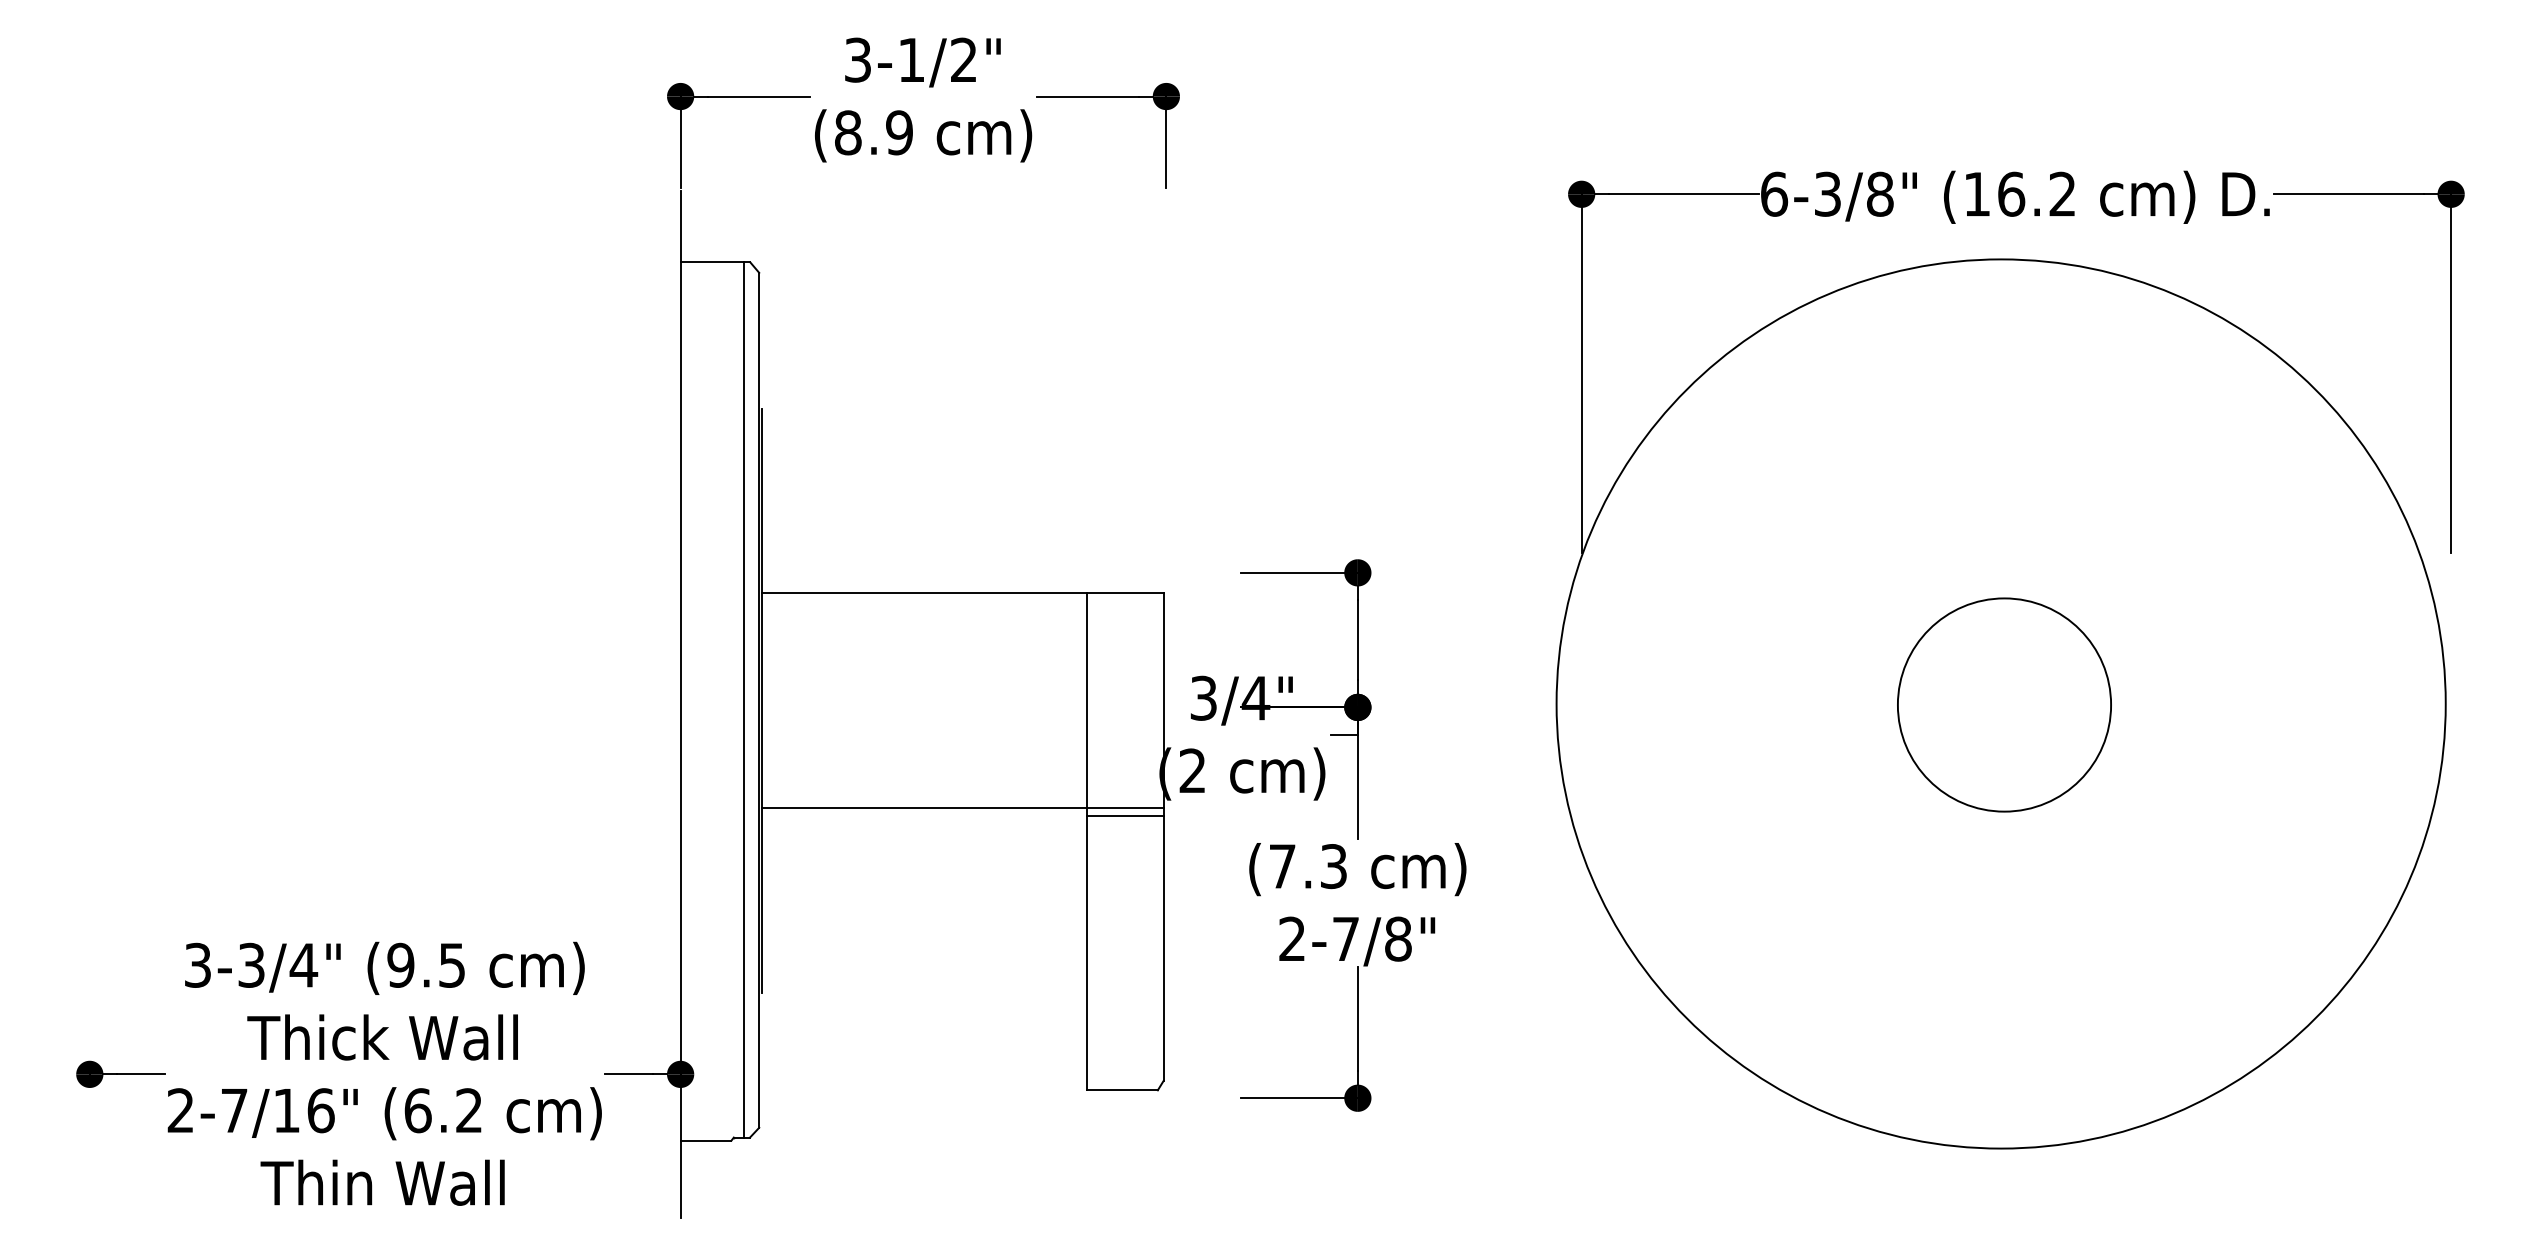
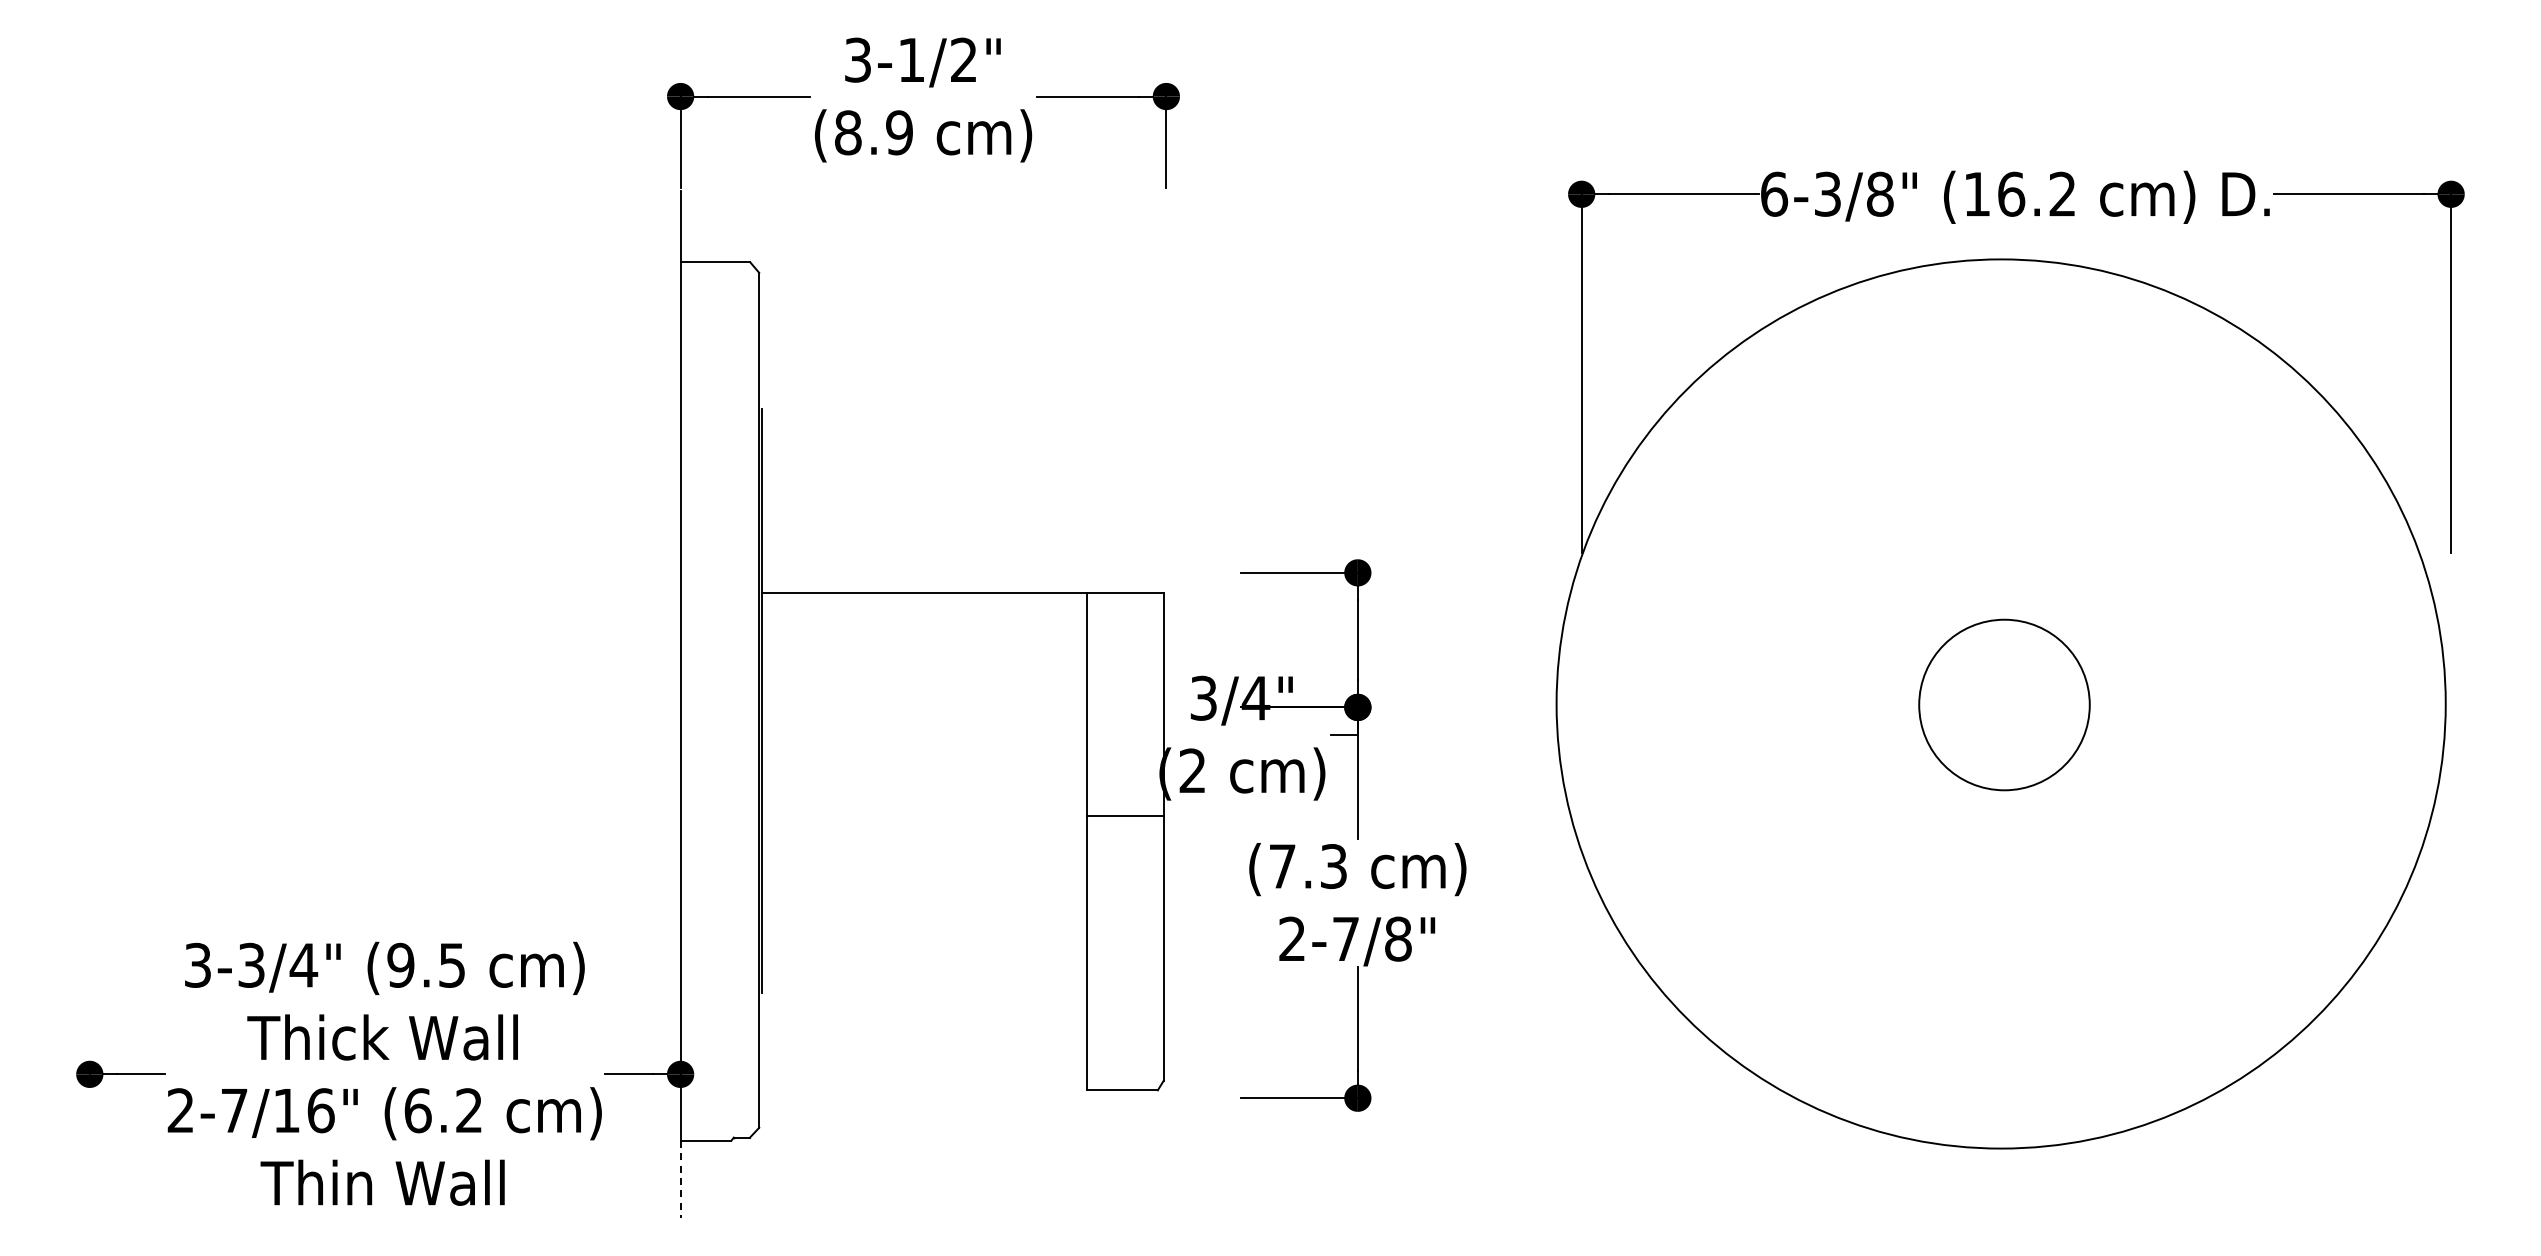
line: present -> none (743, 699)
circle size: 215x216 px -> 173x174 px (2004, 704)
line: present -> none (962, 808)
line: solid -> dashed (680, 1179)
